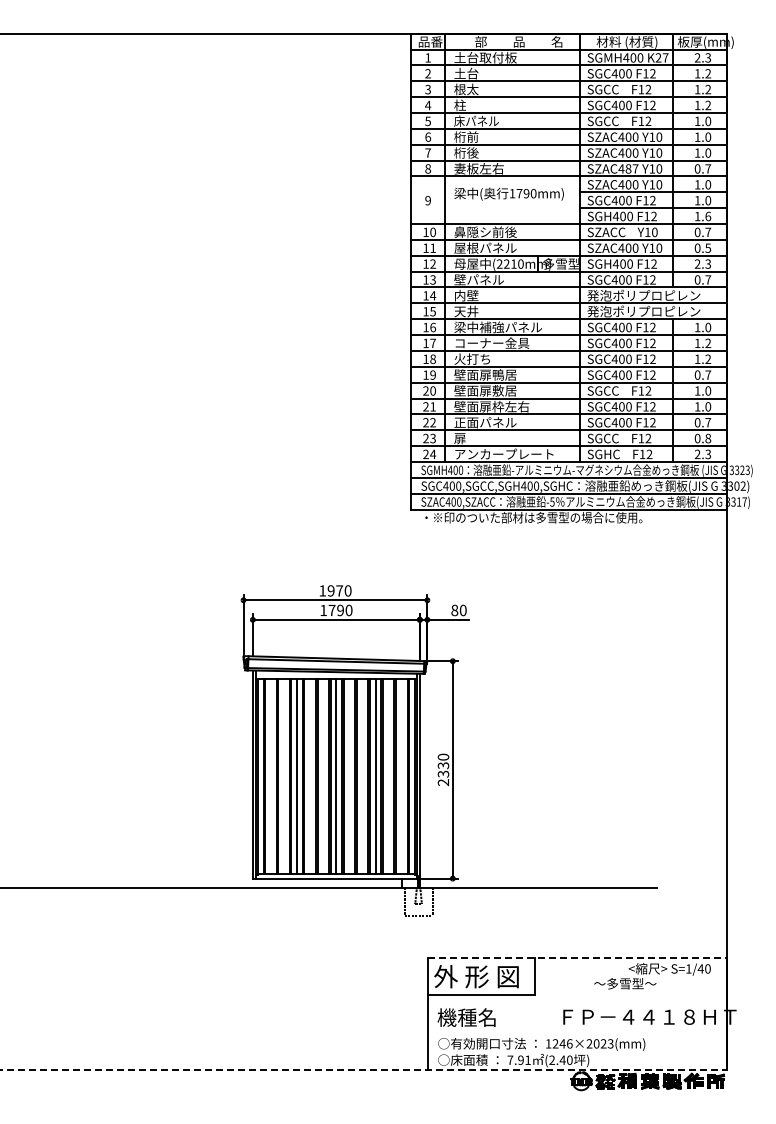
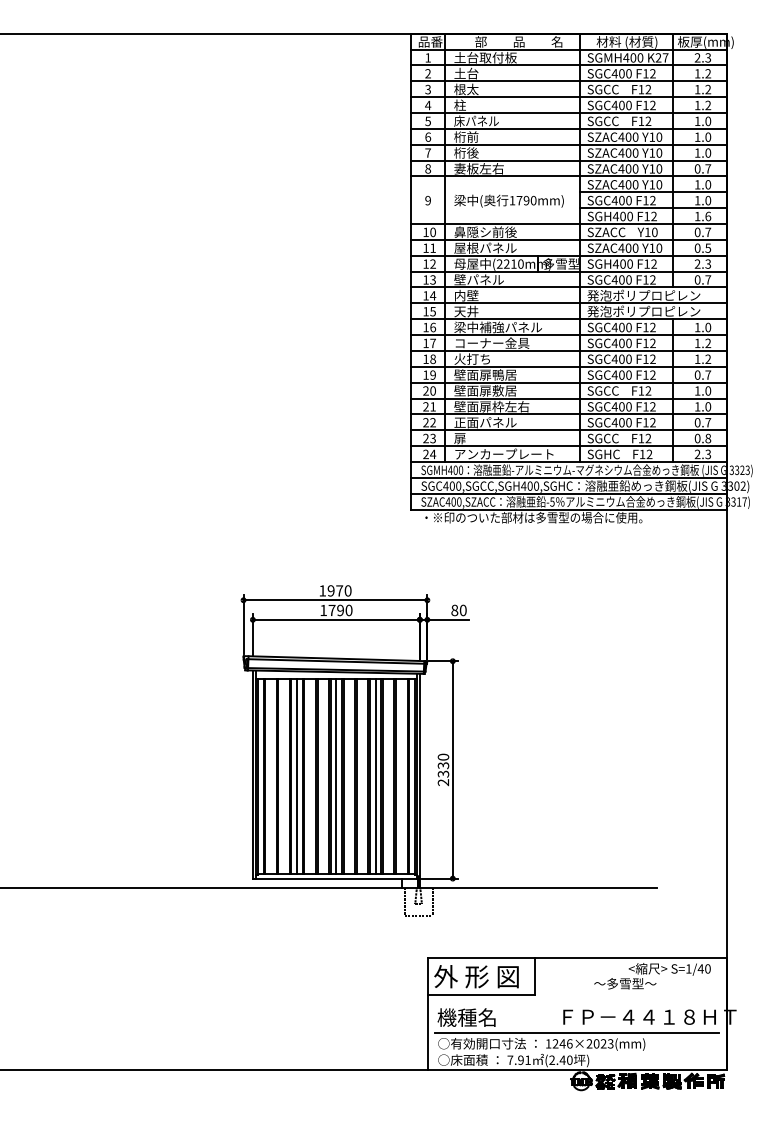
text: SZAC487 -> SZAC400 (631, 168)
text position: (508, 193) -> (508, 200) (508, 200)
line: dashed -> solid (577, 957)
line: none -> present (577, 1032)
line: dashed -> solid (363, 1069)
